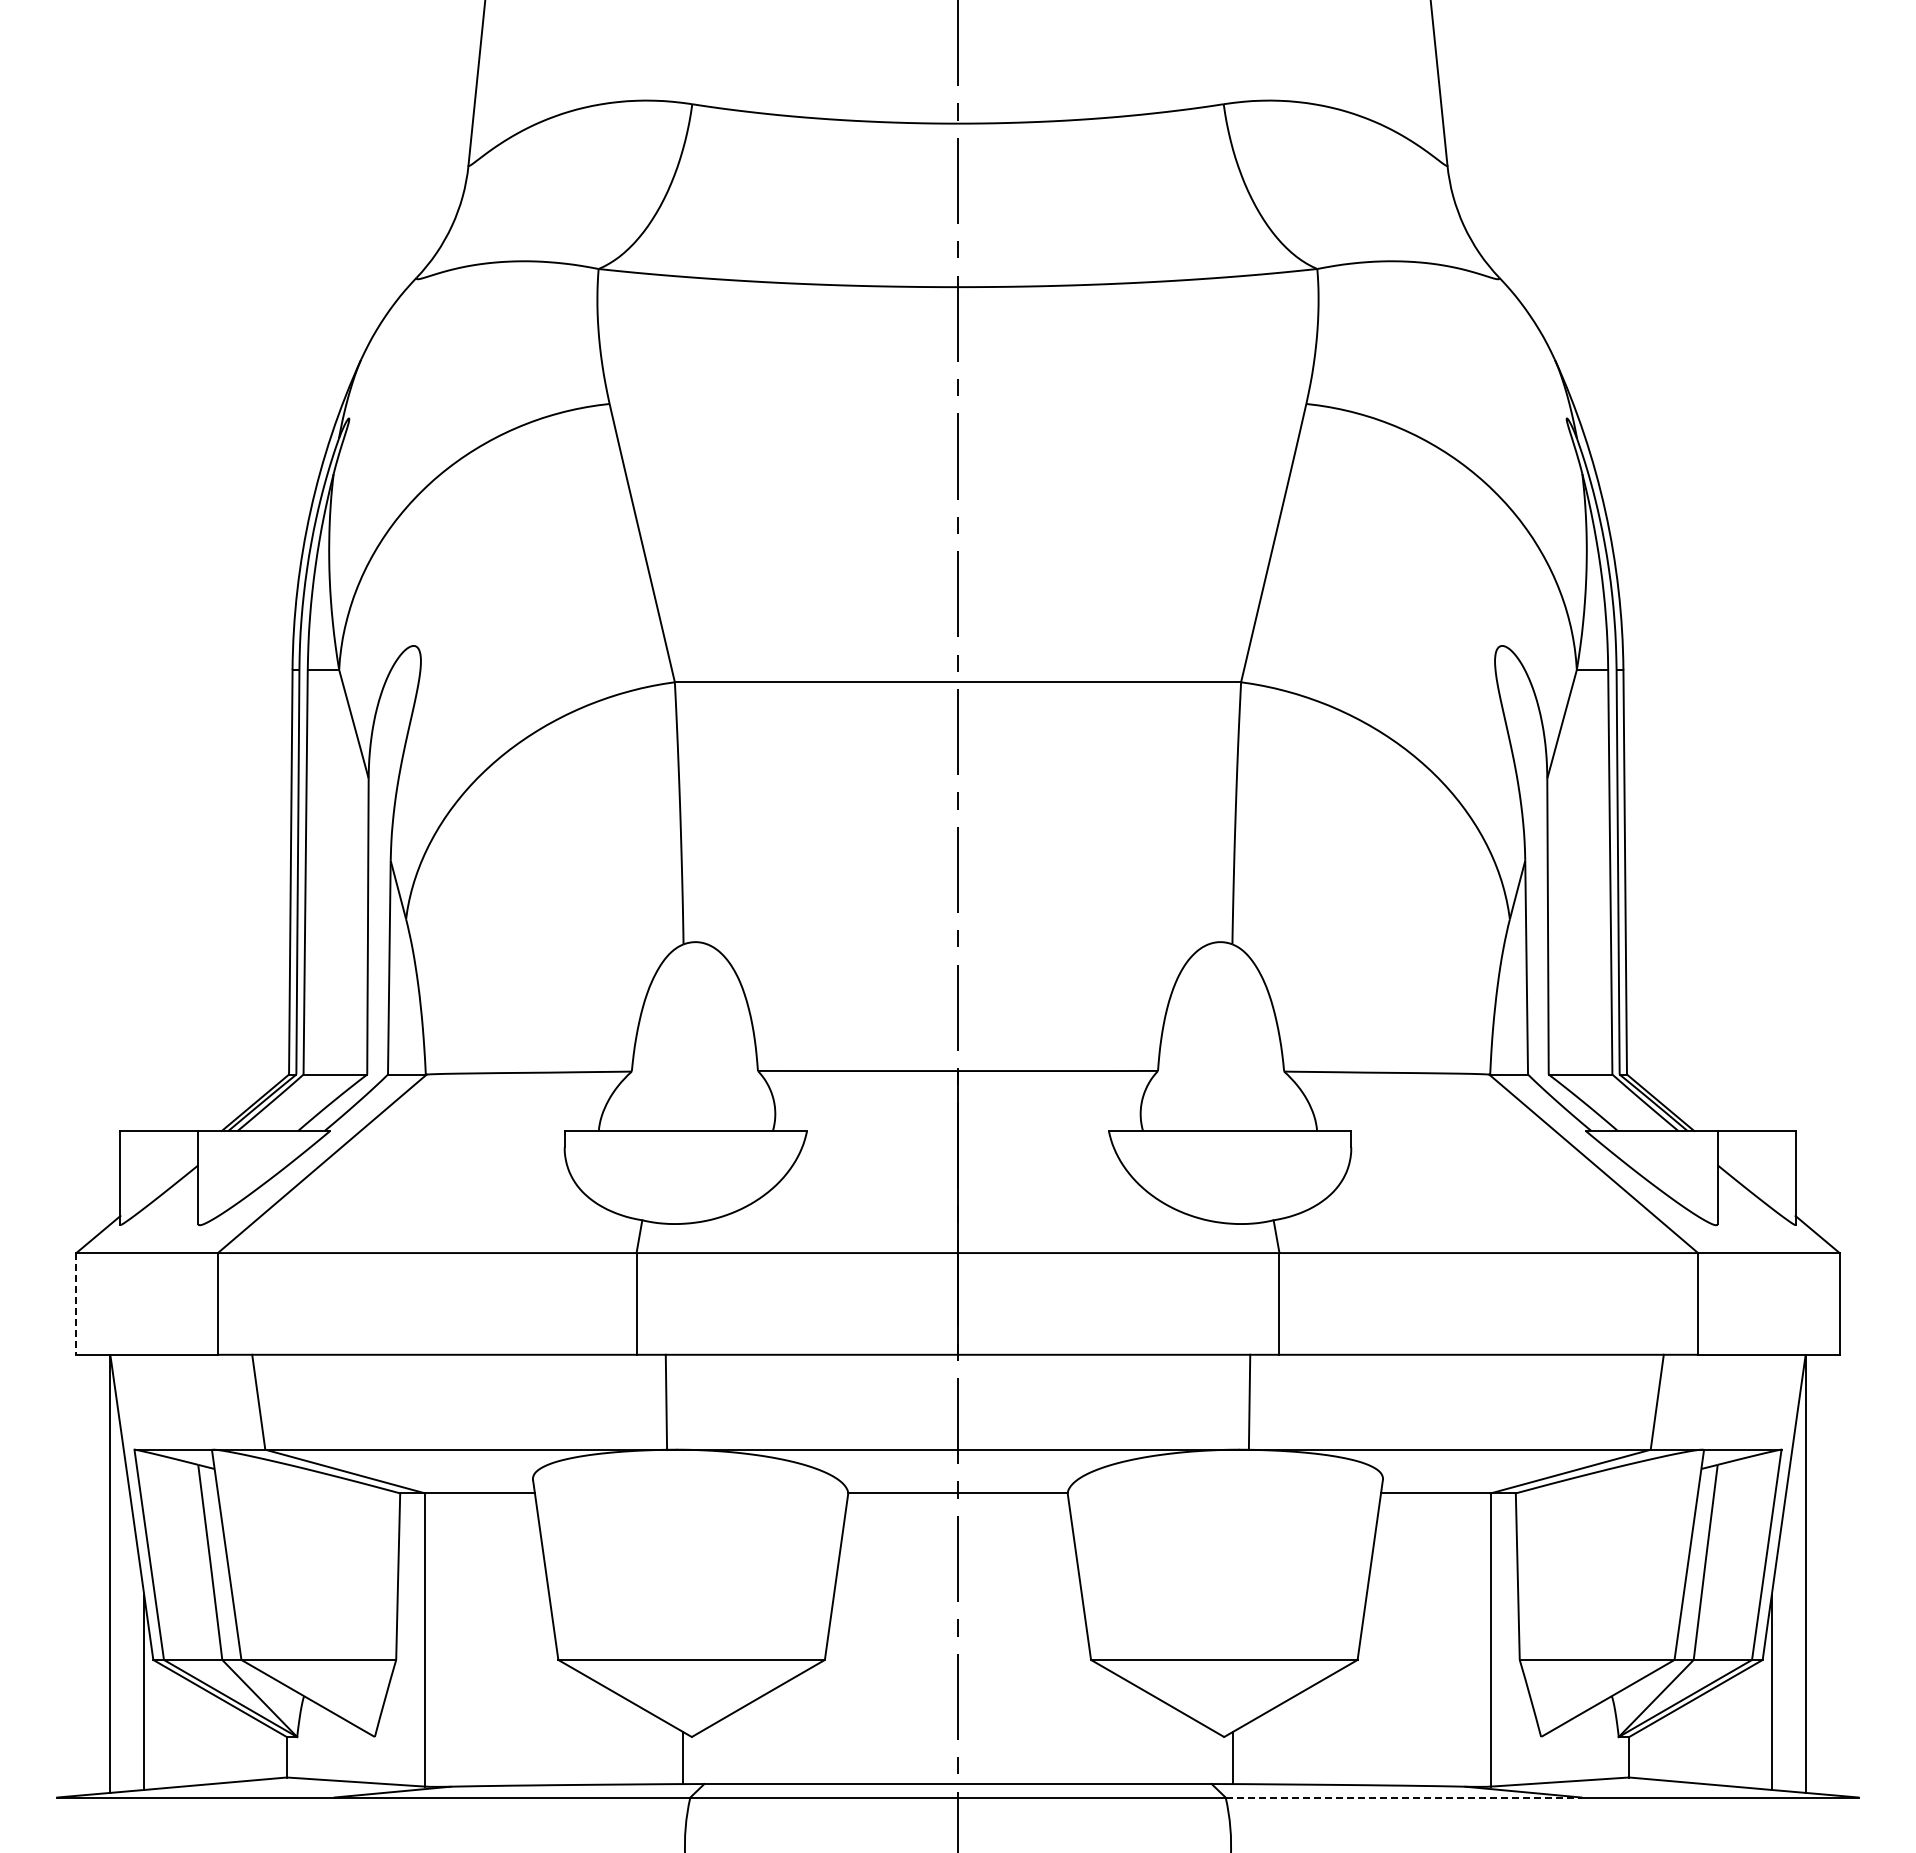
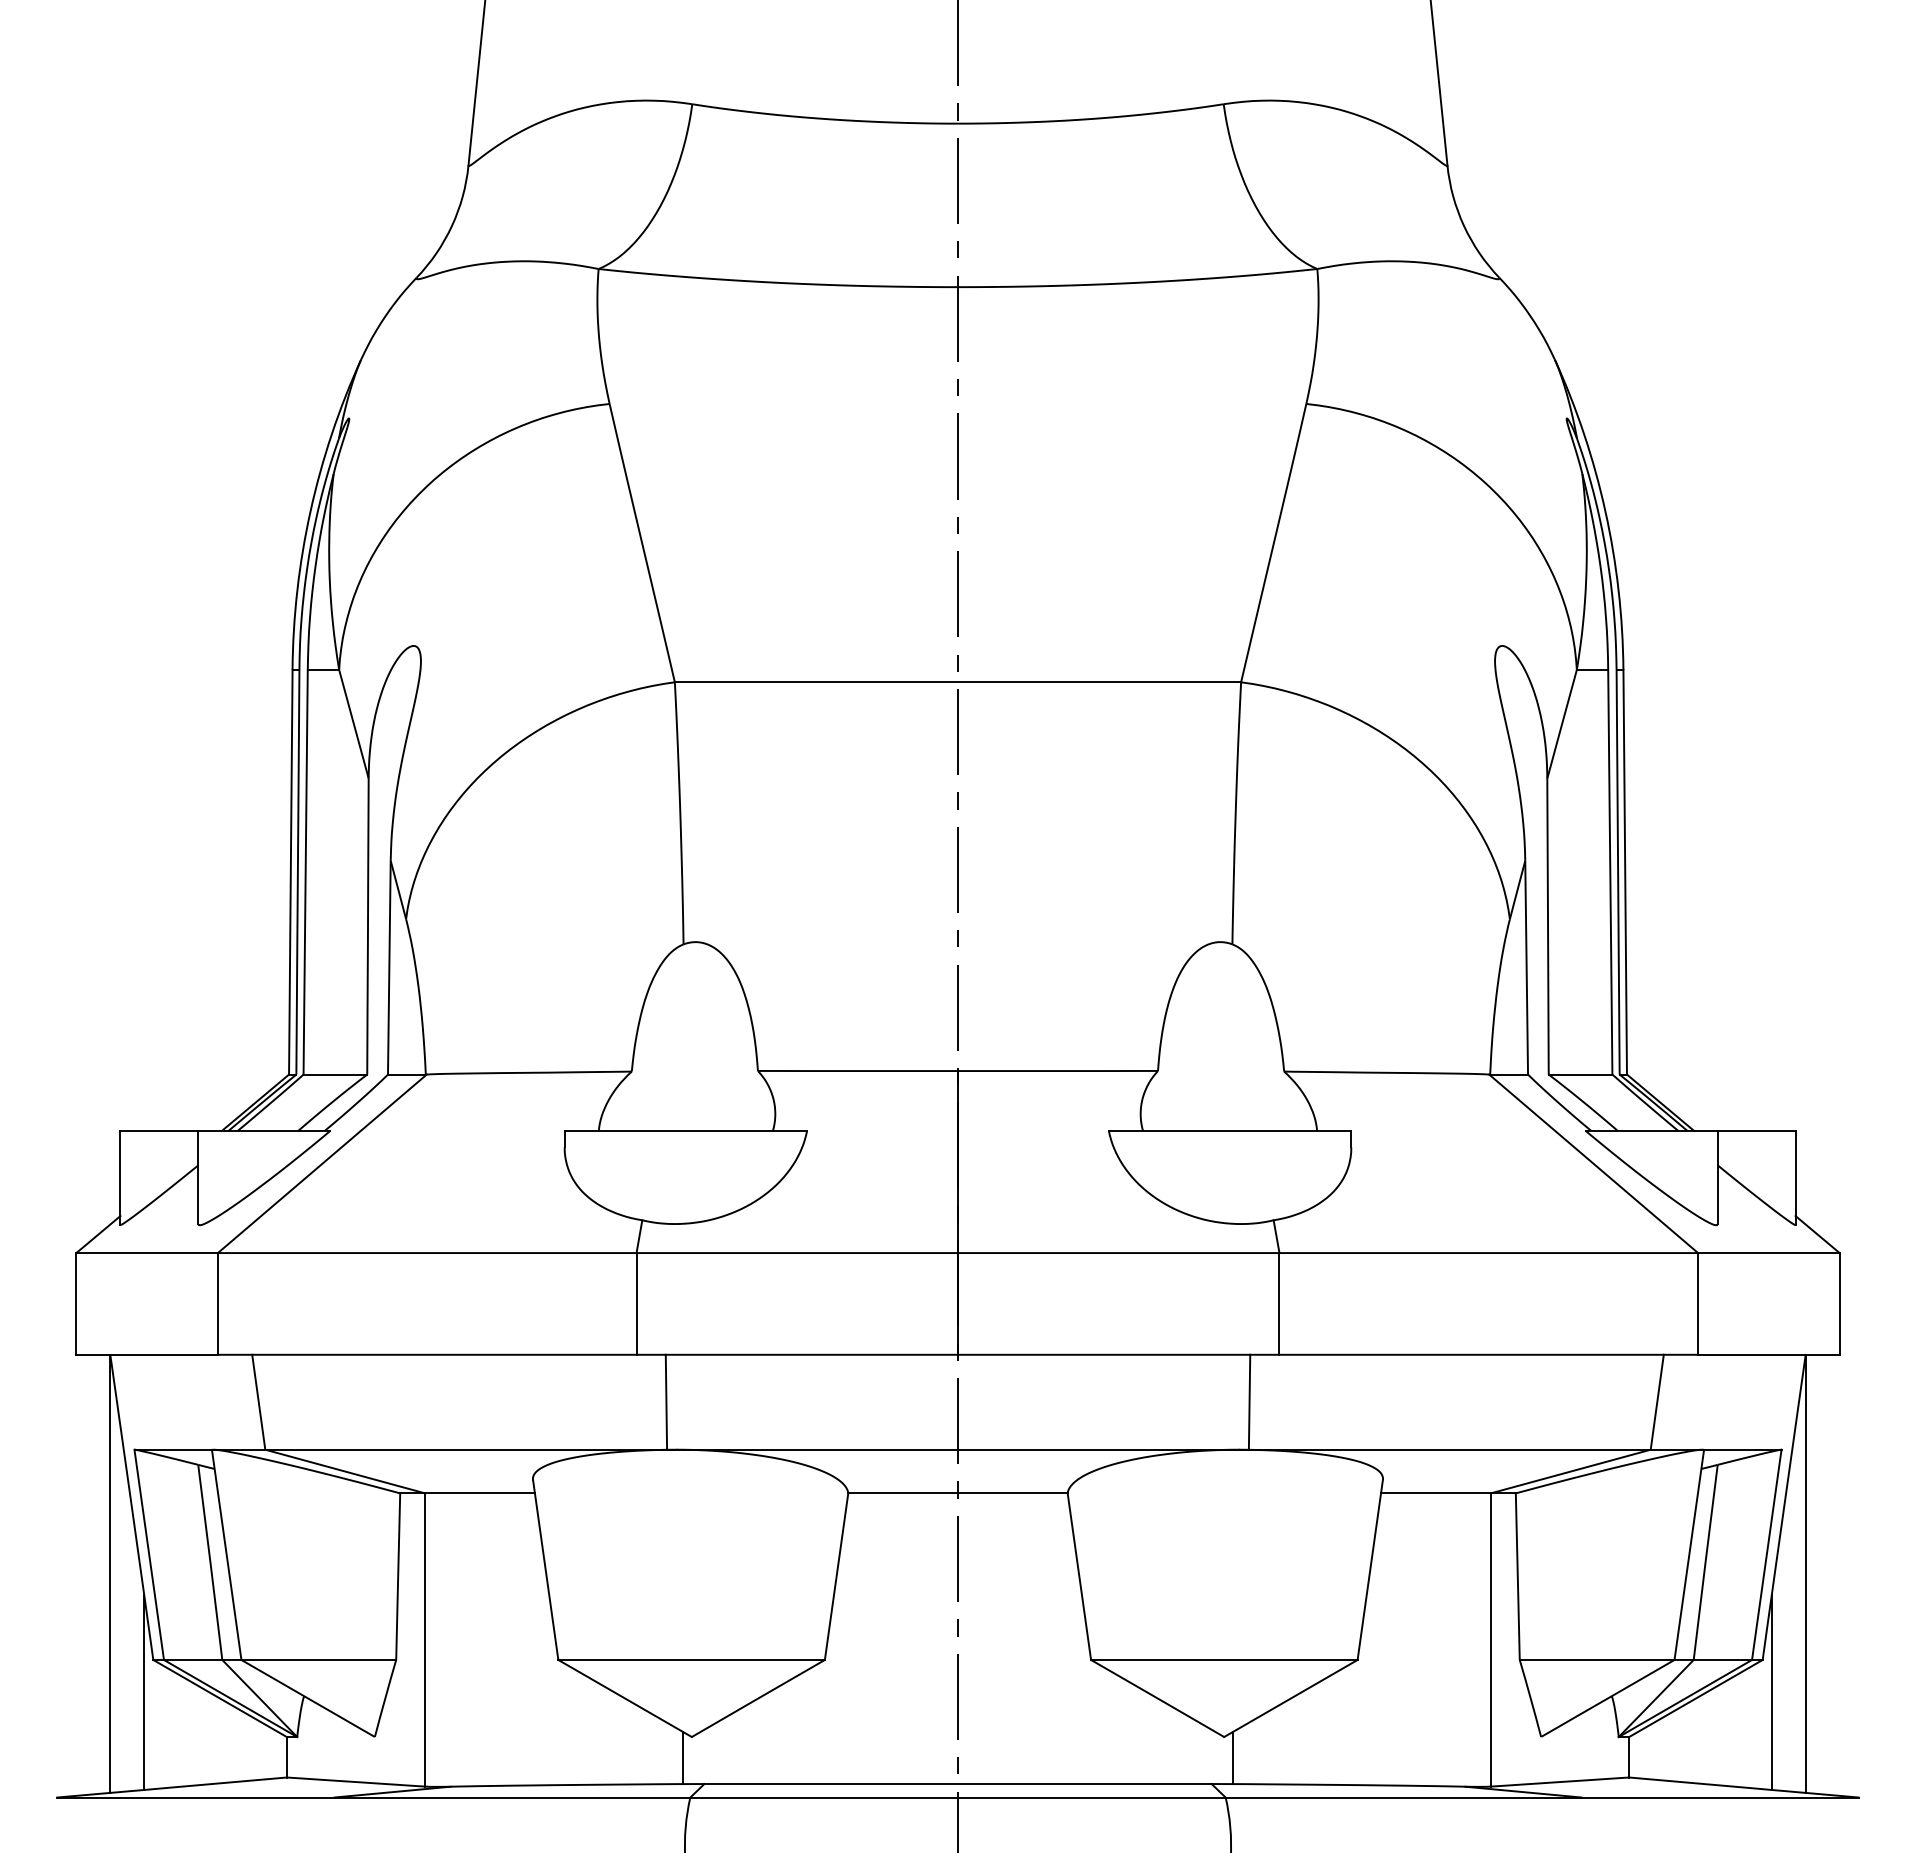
line: dashed -> solid (76, 1303)
line: dashed -> solid (1403, 1797)
